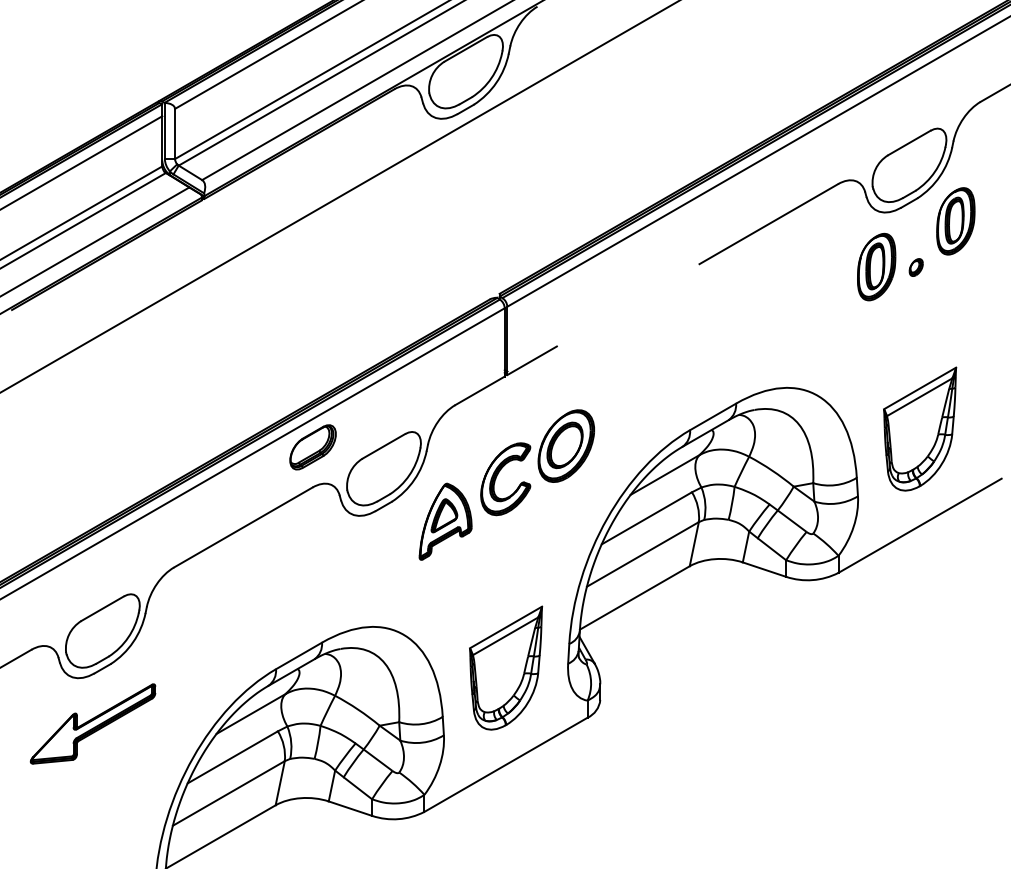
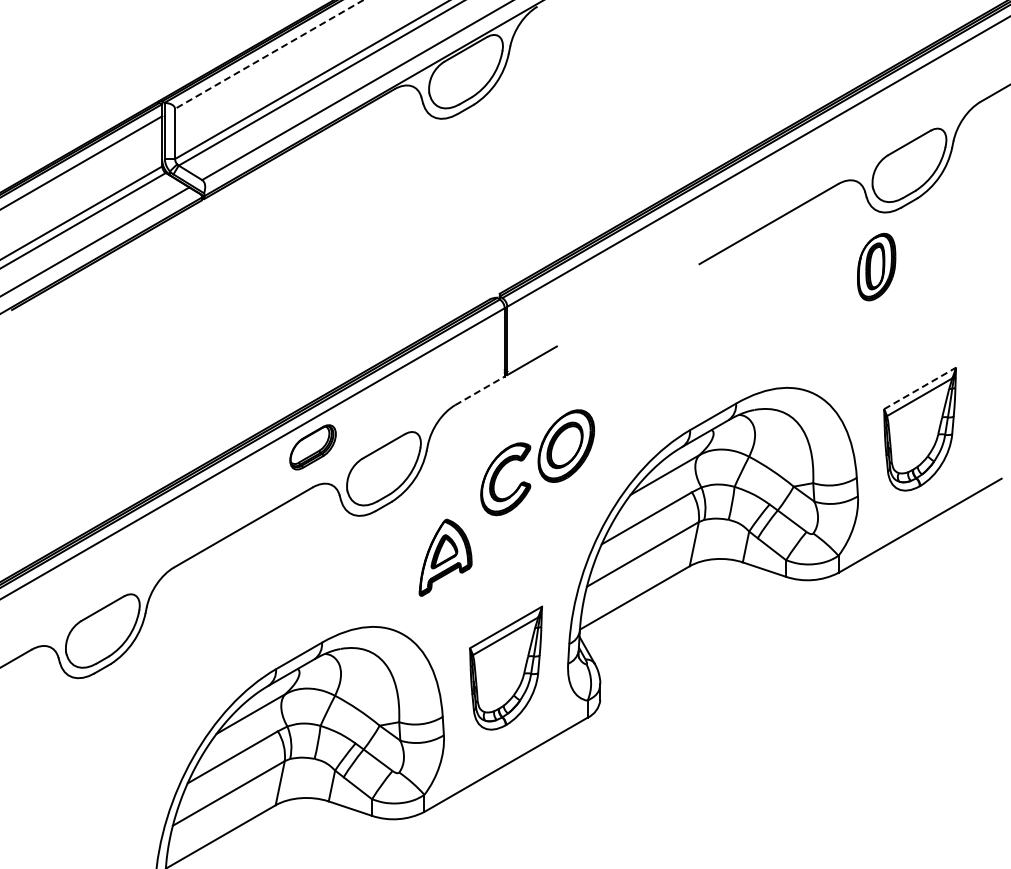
line: solid -> dashed (268, 54)
line: present -> none (339, 196)
part: present -> none (955, 221)
part: present -> none (915, 267)
line: solid -> dashed (920, 388)
line: solid -> dashed (479, 390)
part position: (445, 521) -> (445, 557) (445, 557)
part: present -> none (92, 723)
